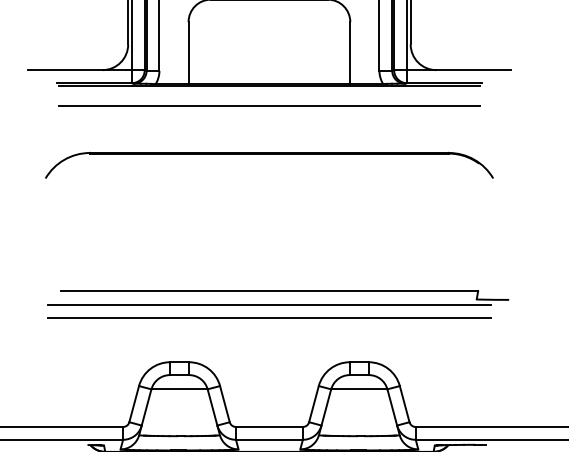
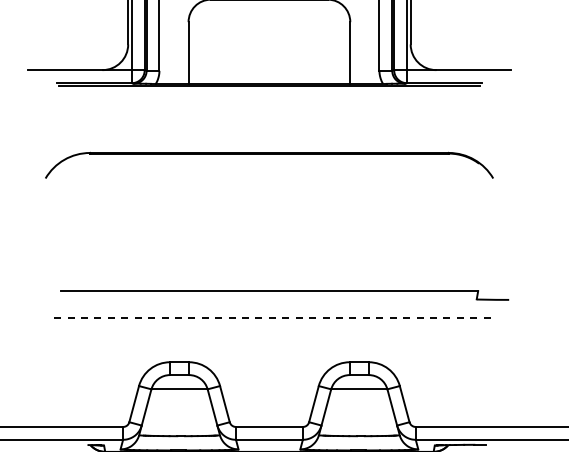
line: present -> none (269, 105)
line: present -> none (269, 305)
line: solid -> dashed (268, 318)
